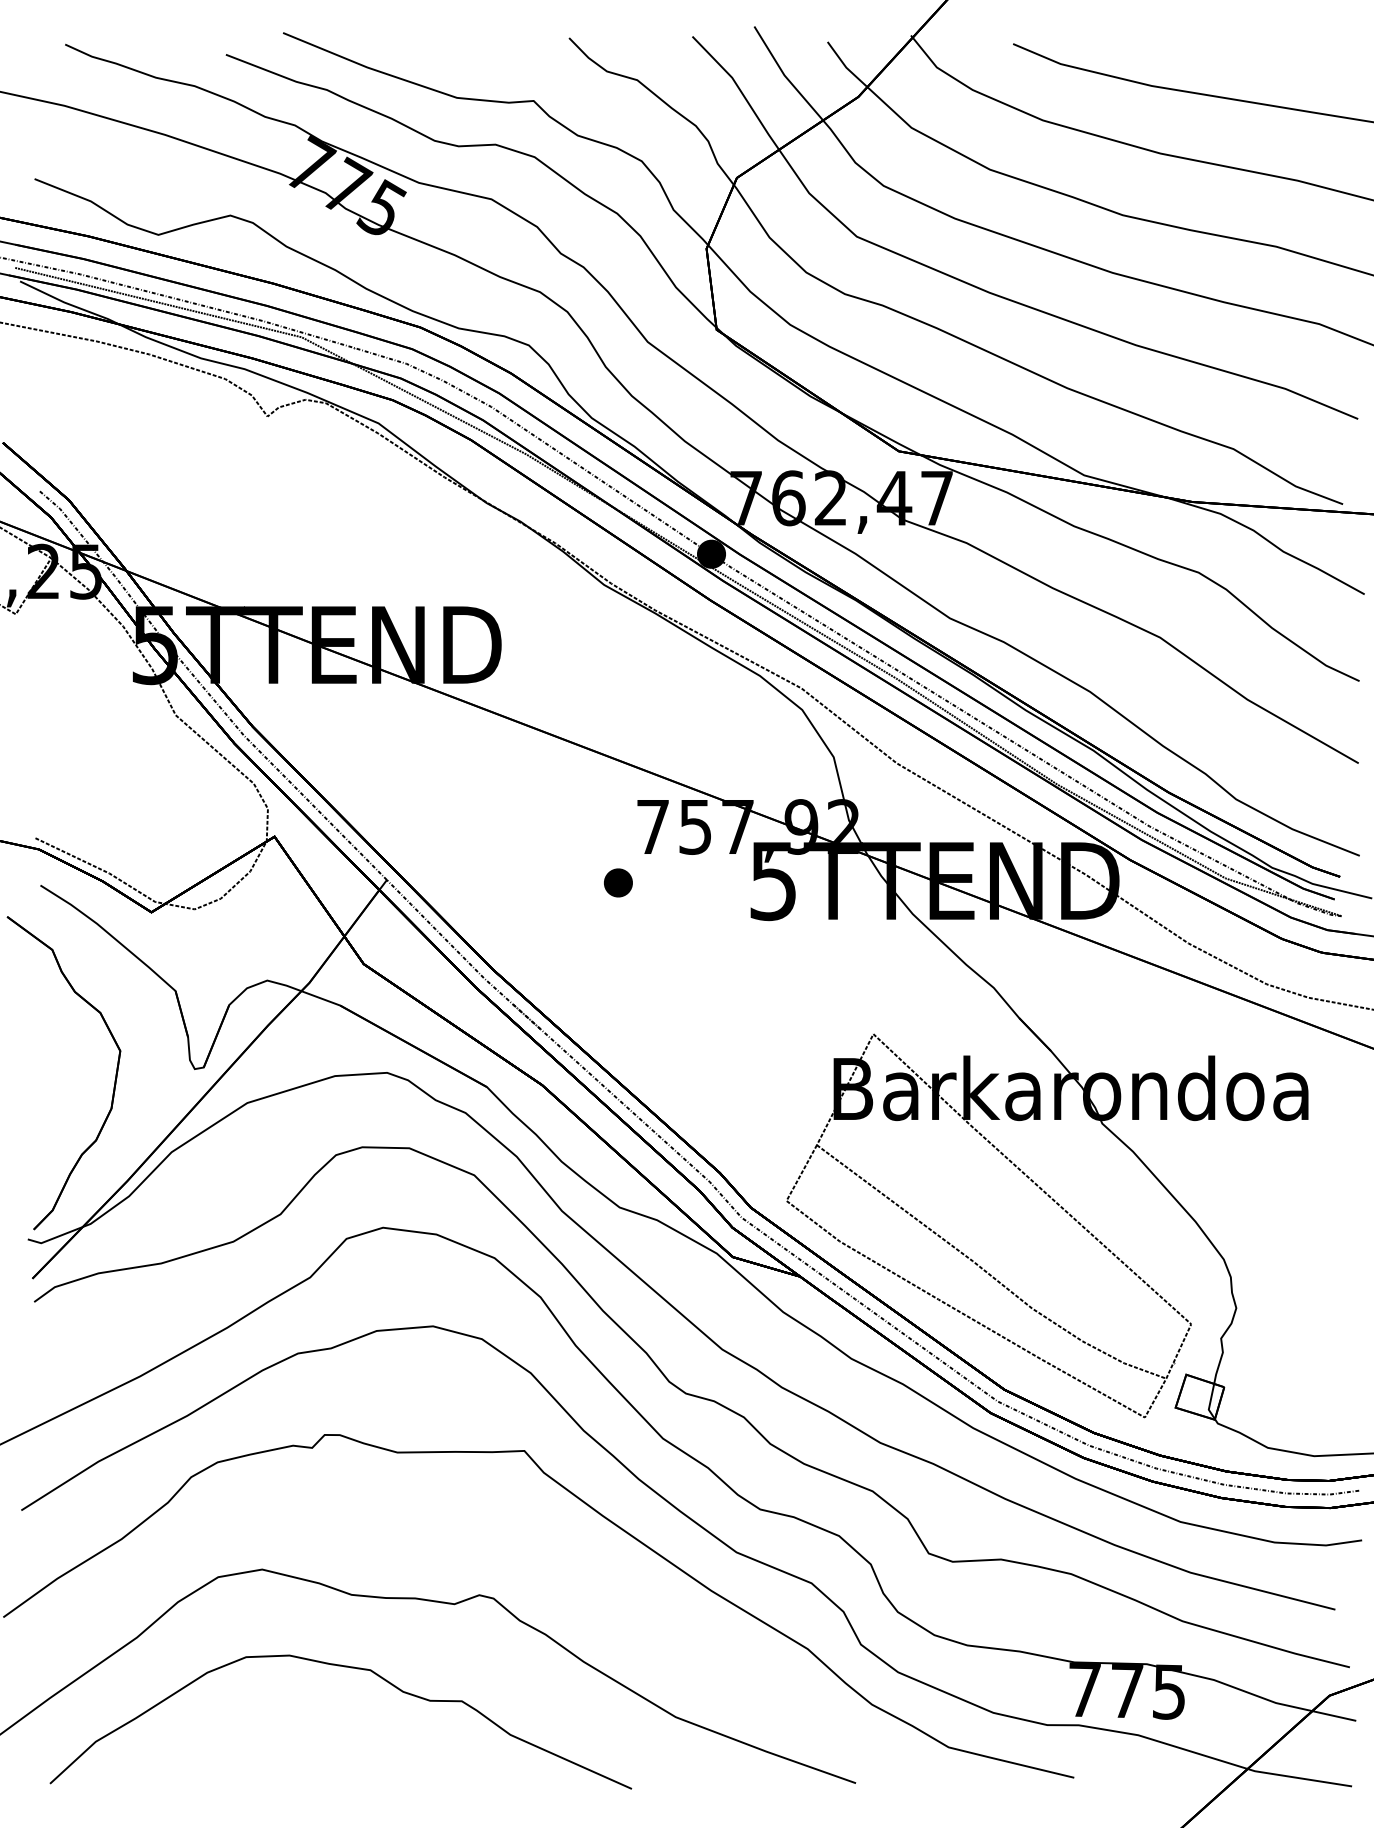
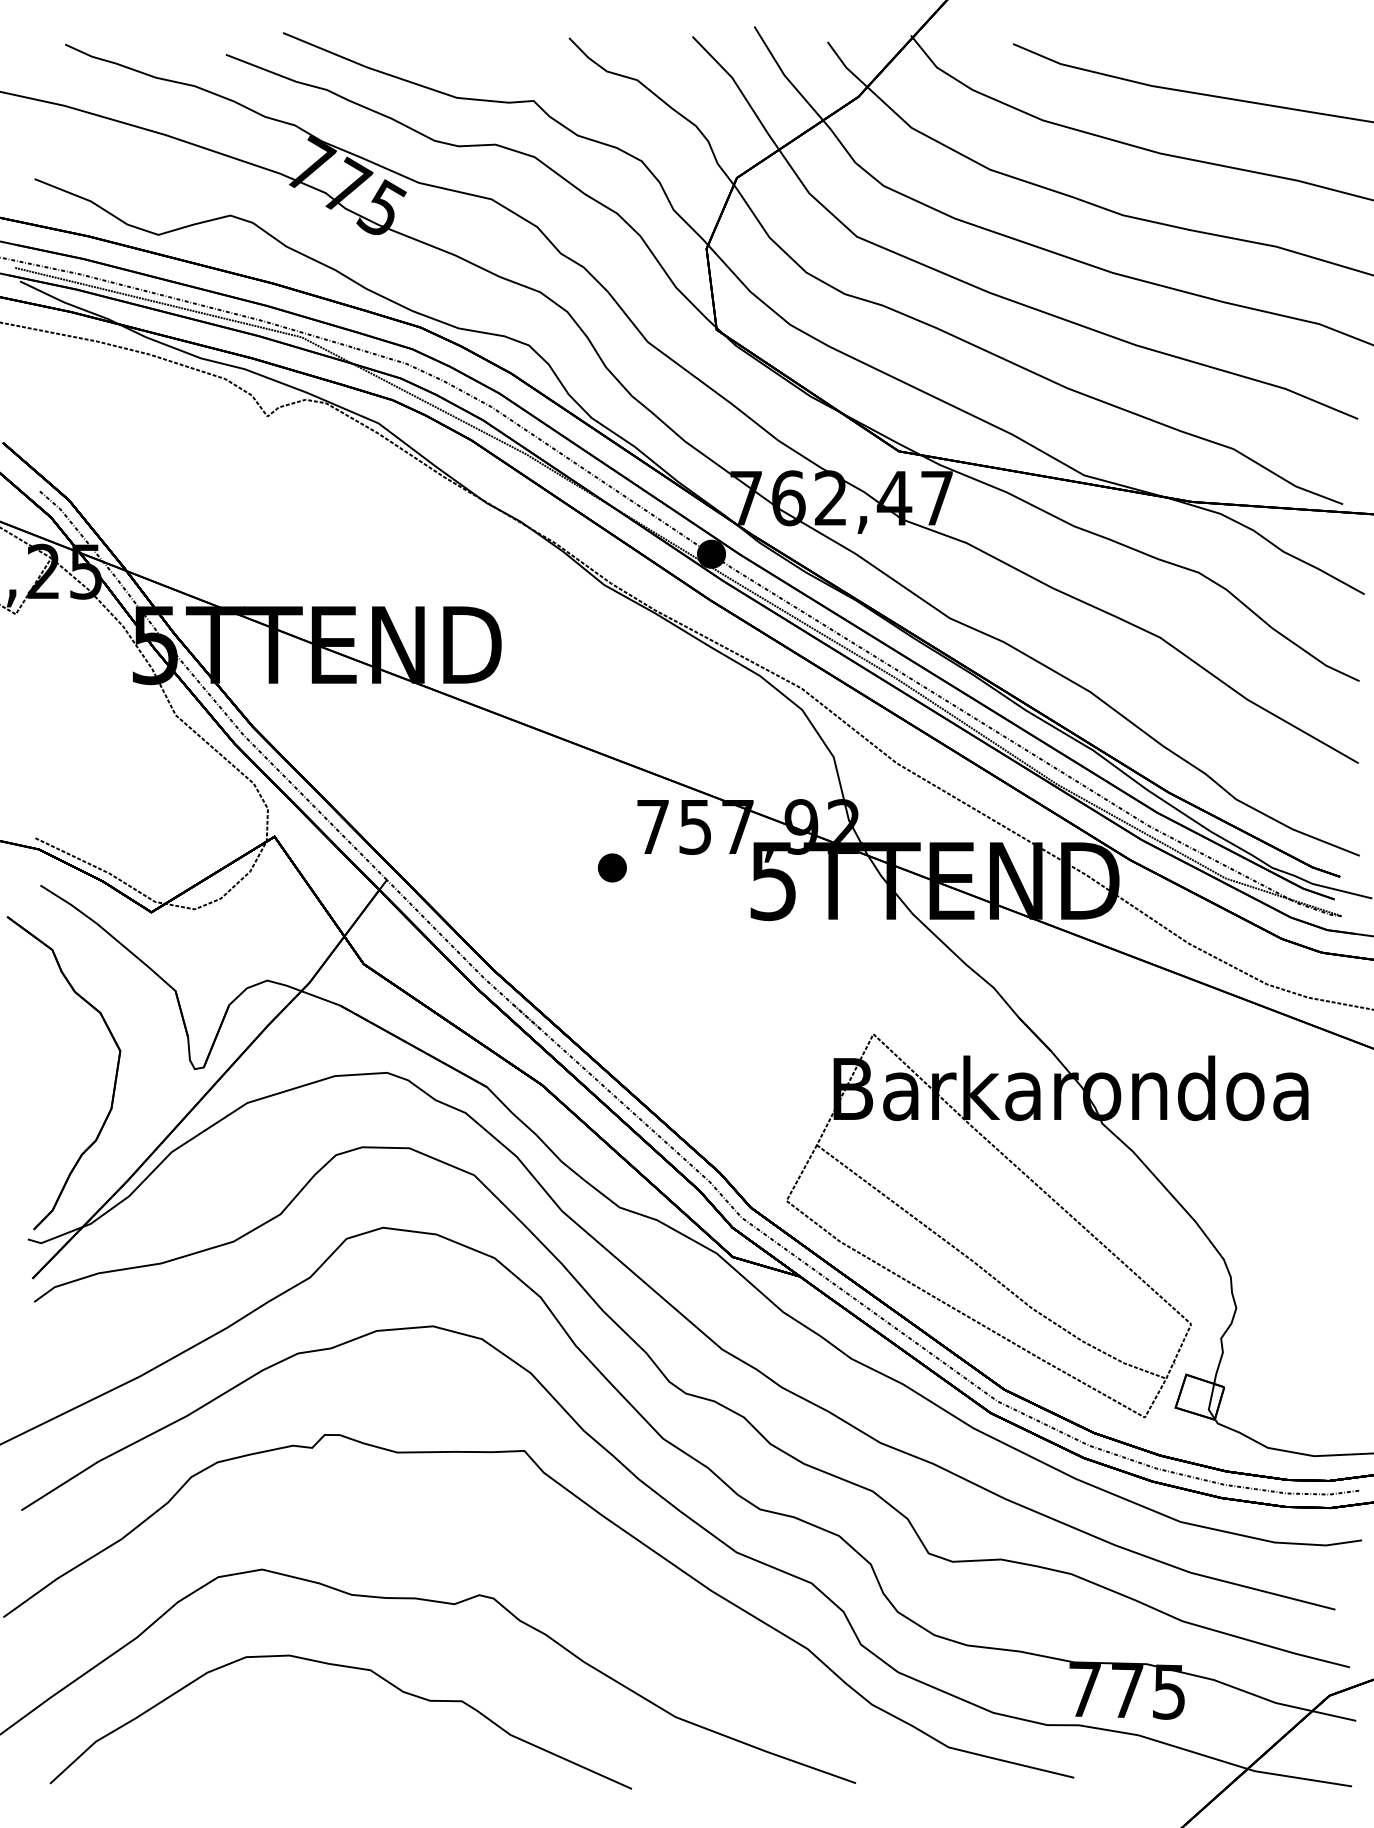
part position: (618, 882) -> (612, 867) (612, 867)
